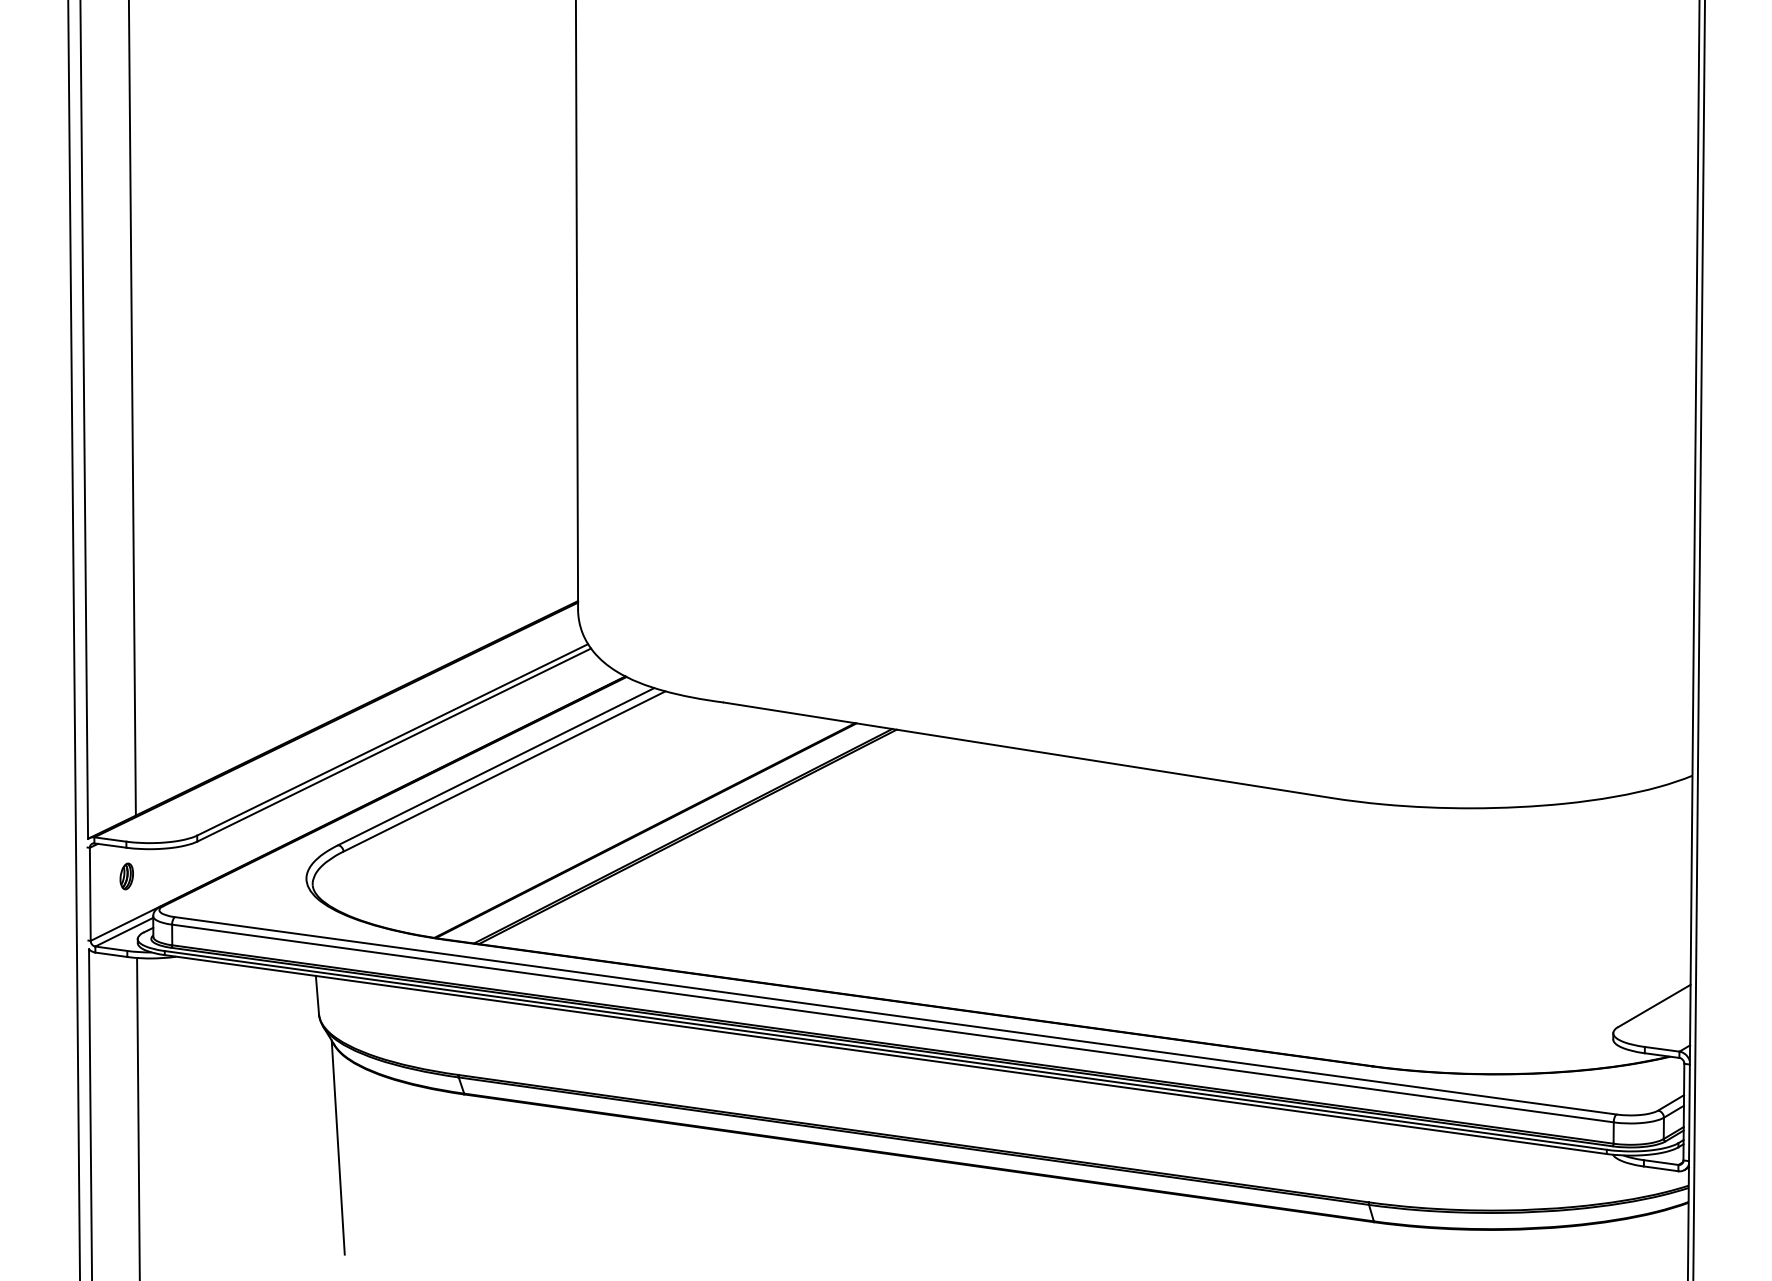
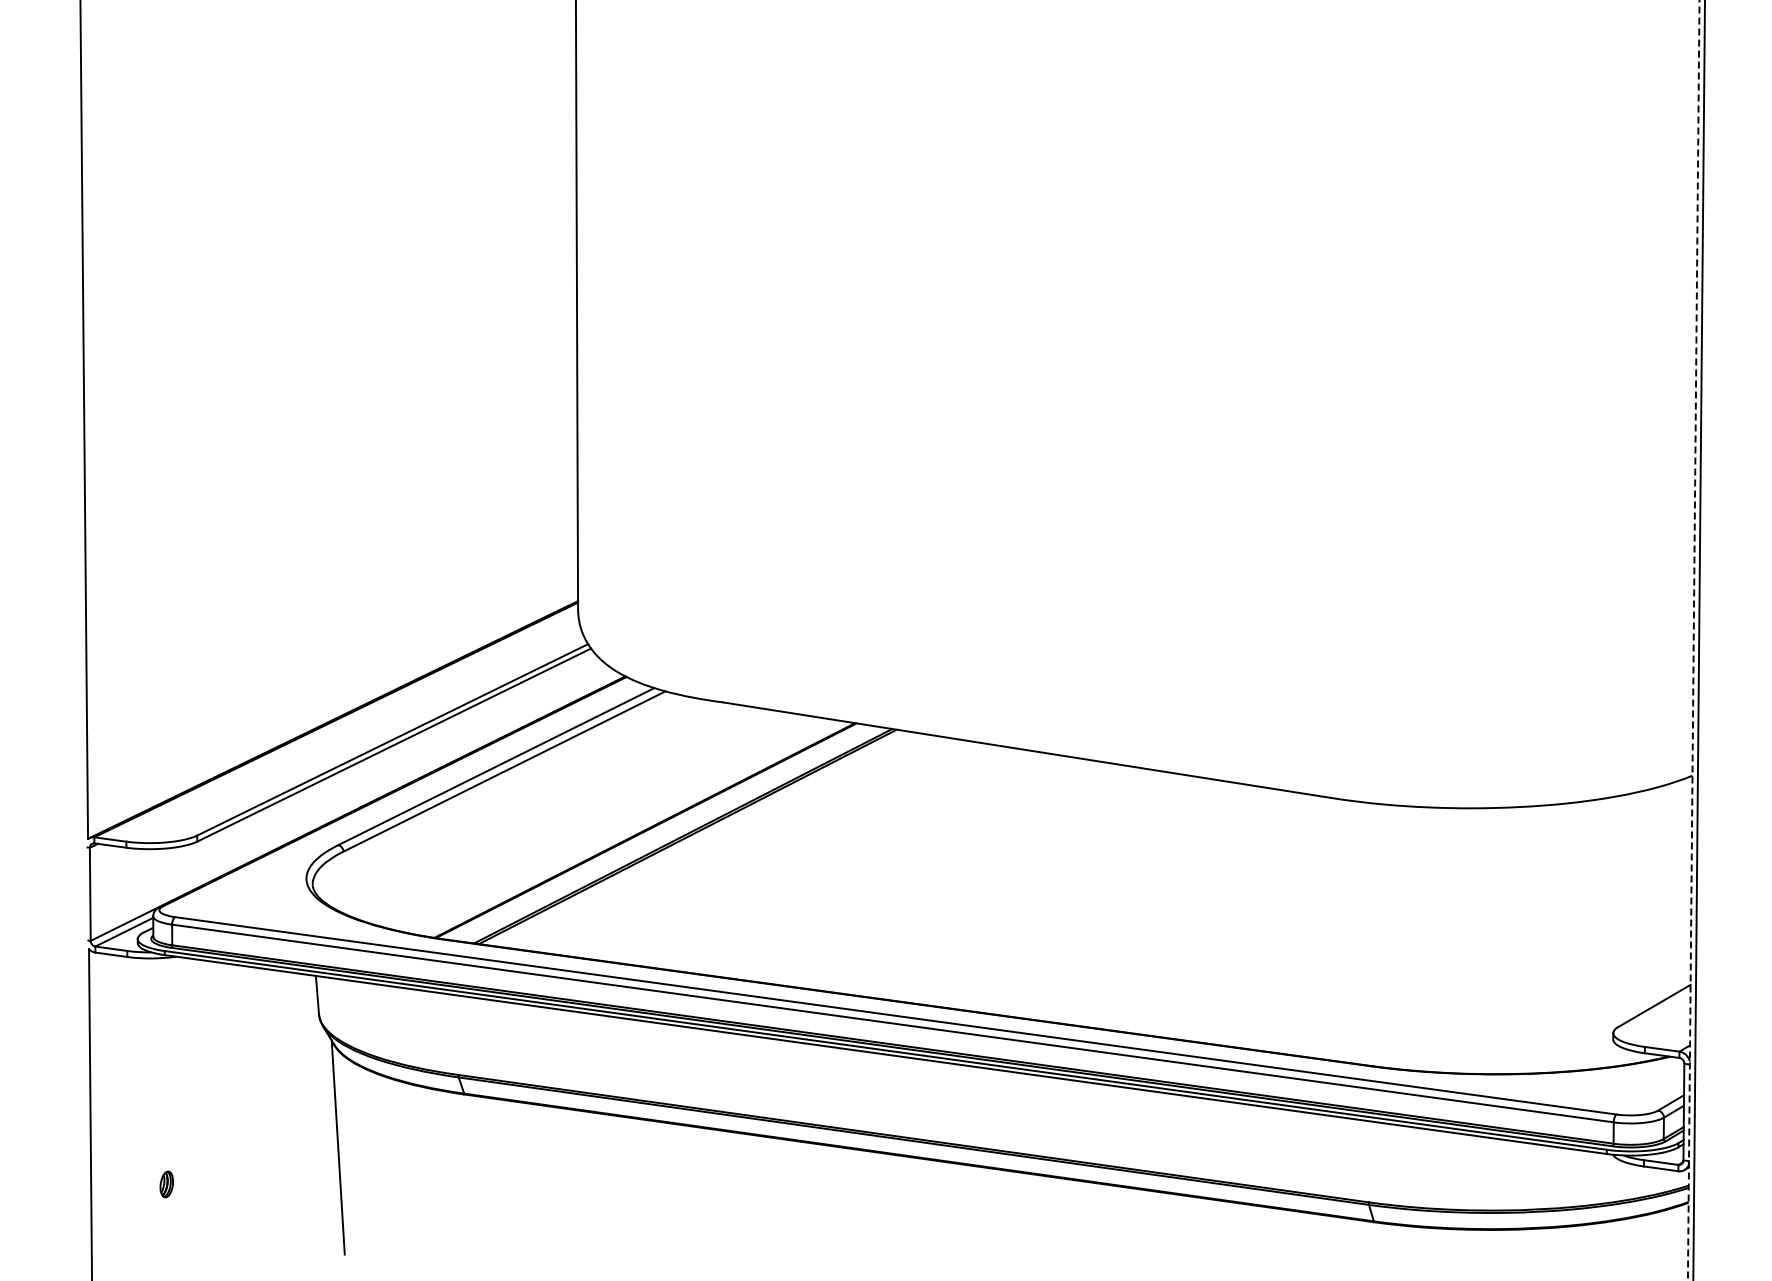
line: present -> none (131, 408)
line: present -> none (73, 639)
line: solid -> dashed (1693, 640)
part position: (126, 876) -> (166, 1184) (166, 1184)
line: present -> none (138, 1117)
